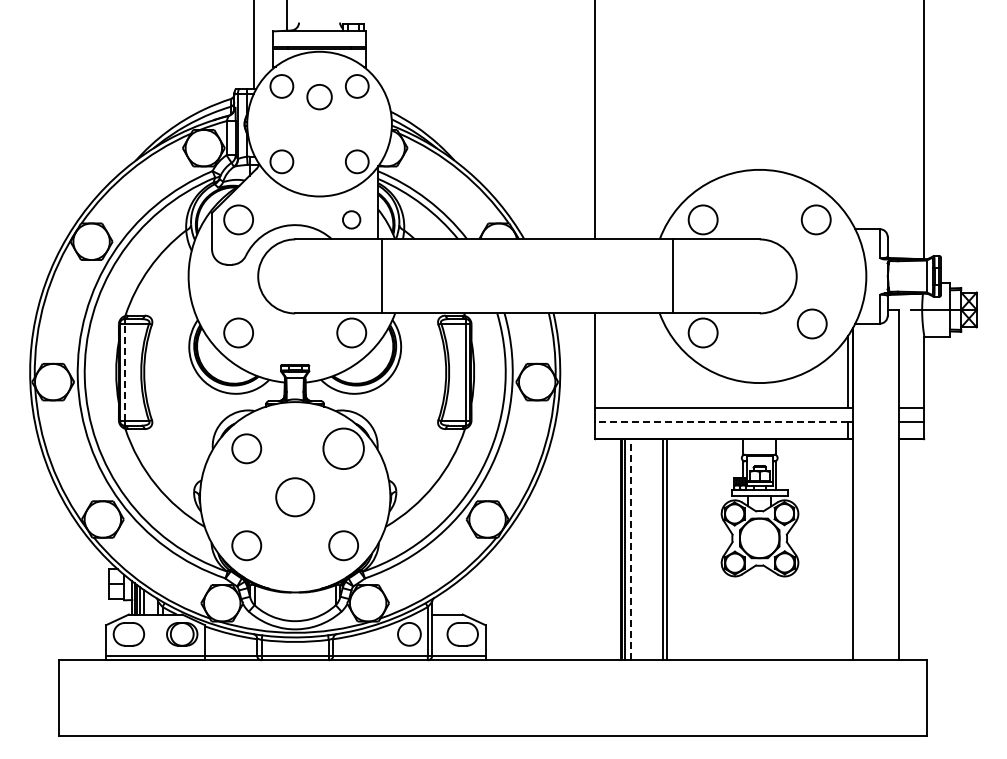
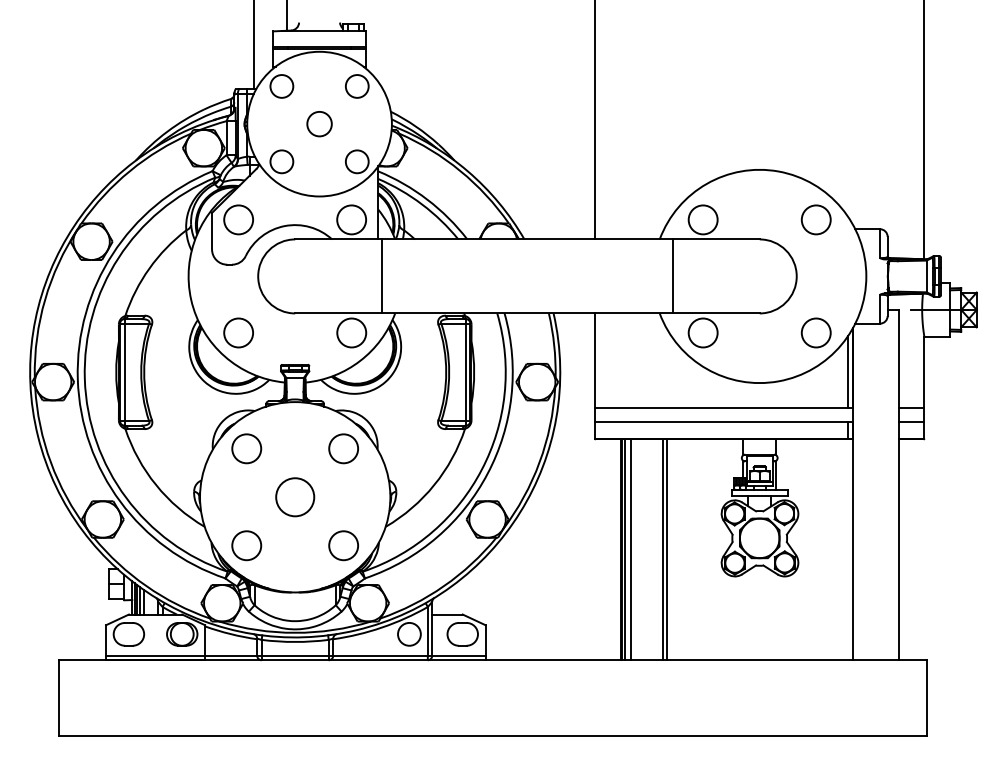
circle position: (319, 97) -> (319, 124) (319, 124)
circle diameter: 17 px -> 29 px (351, 219)
circle position: (811, 323) -> (815, 332) (815, 332)
line: dashed -> solid (124, 372)
line: dashed -> solid (721, 421)
circle diameter: 41 px -> 29 px (343, 448)
line: dashed -> solid (631, 549)
